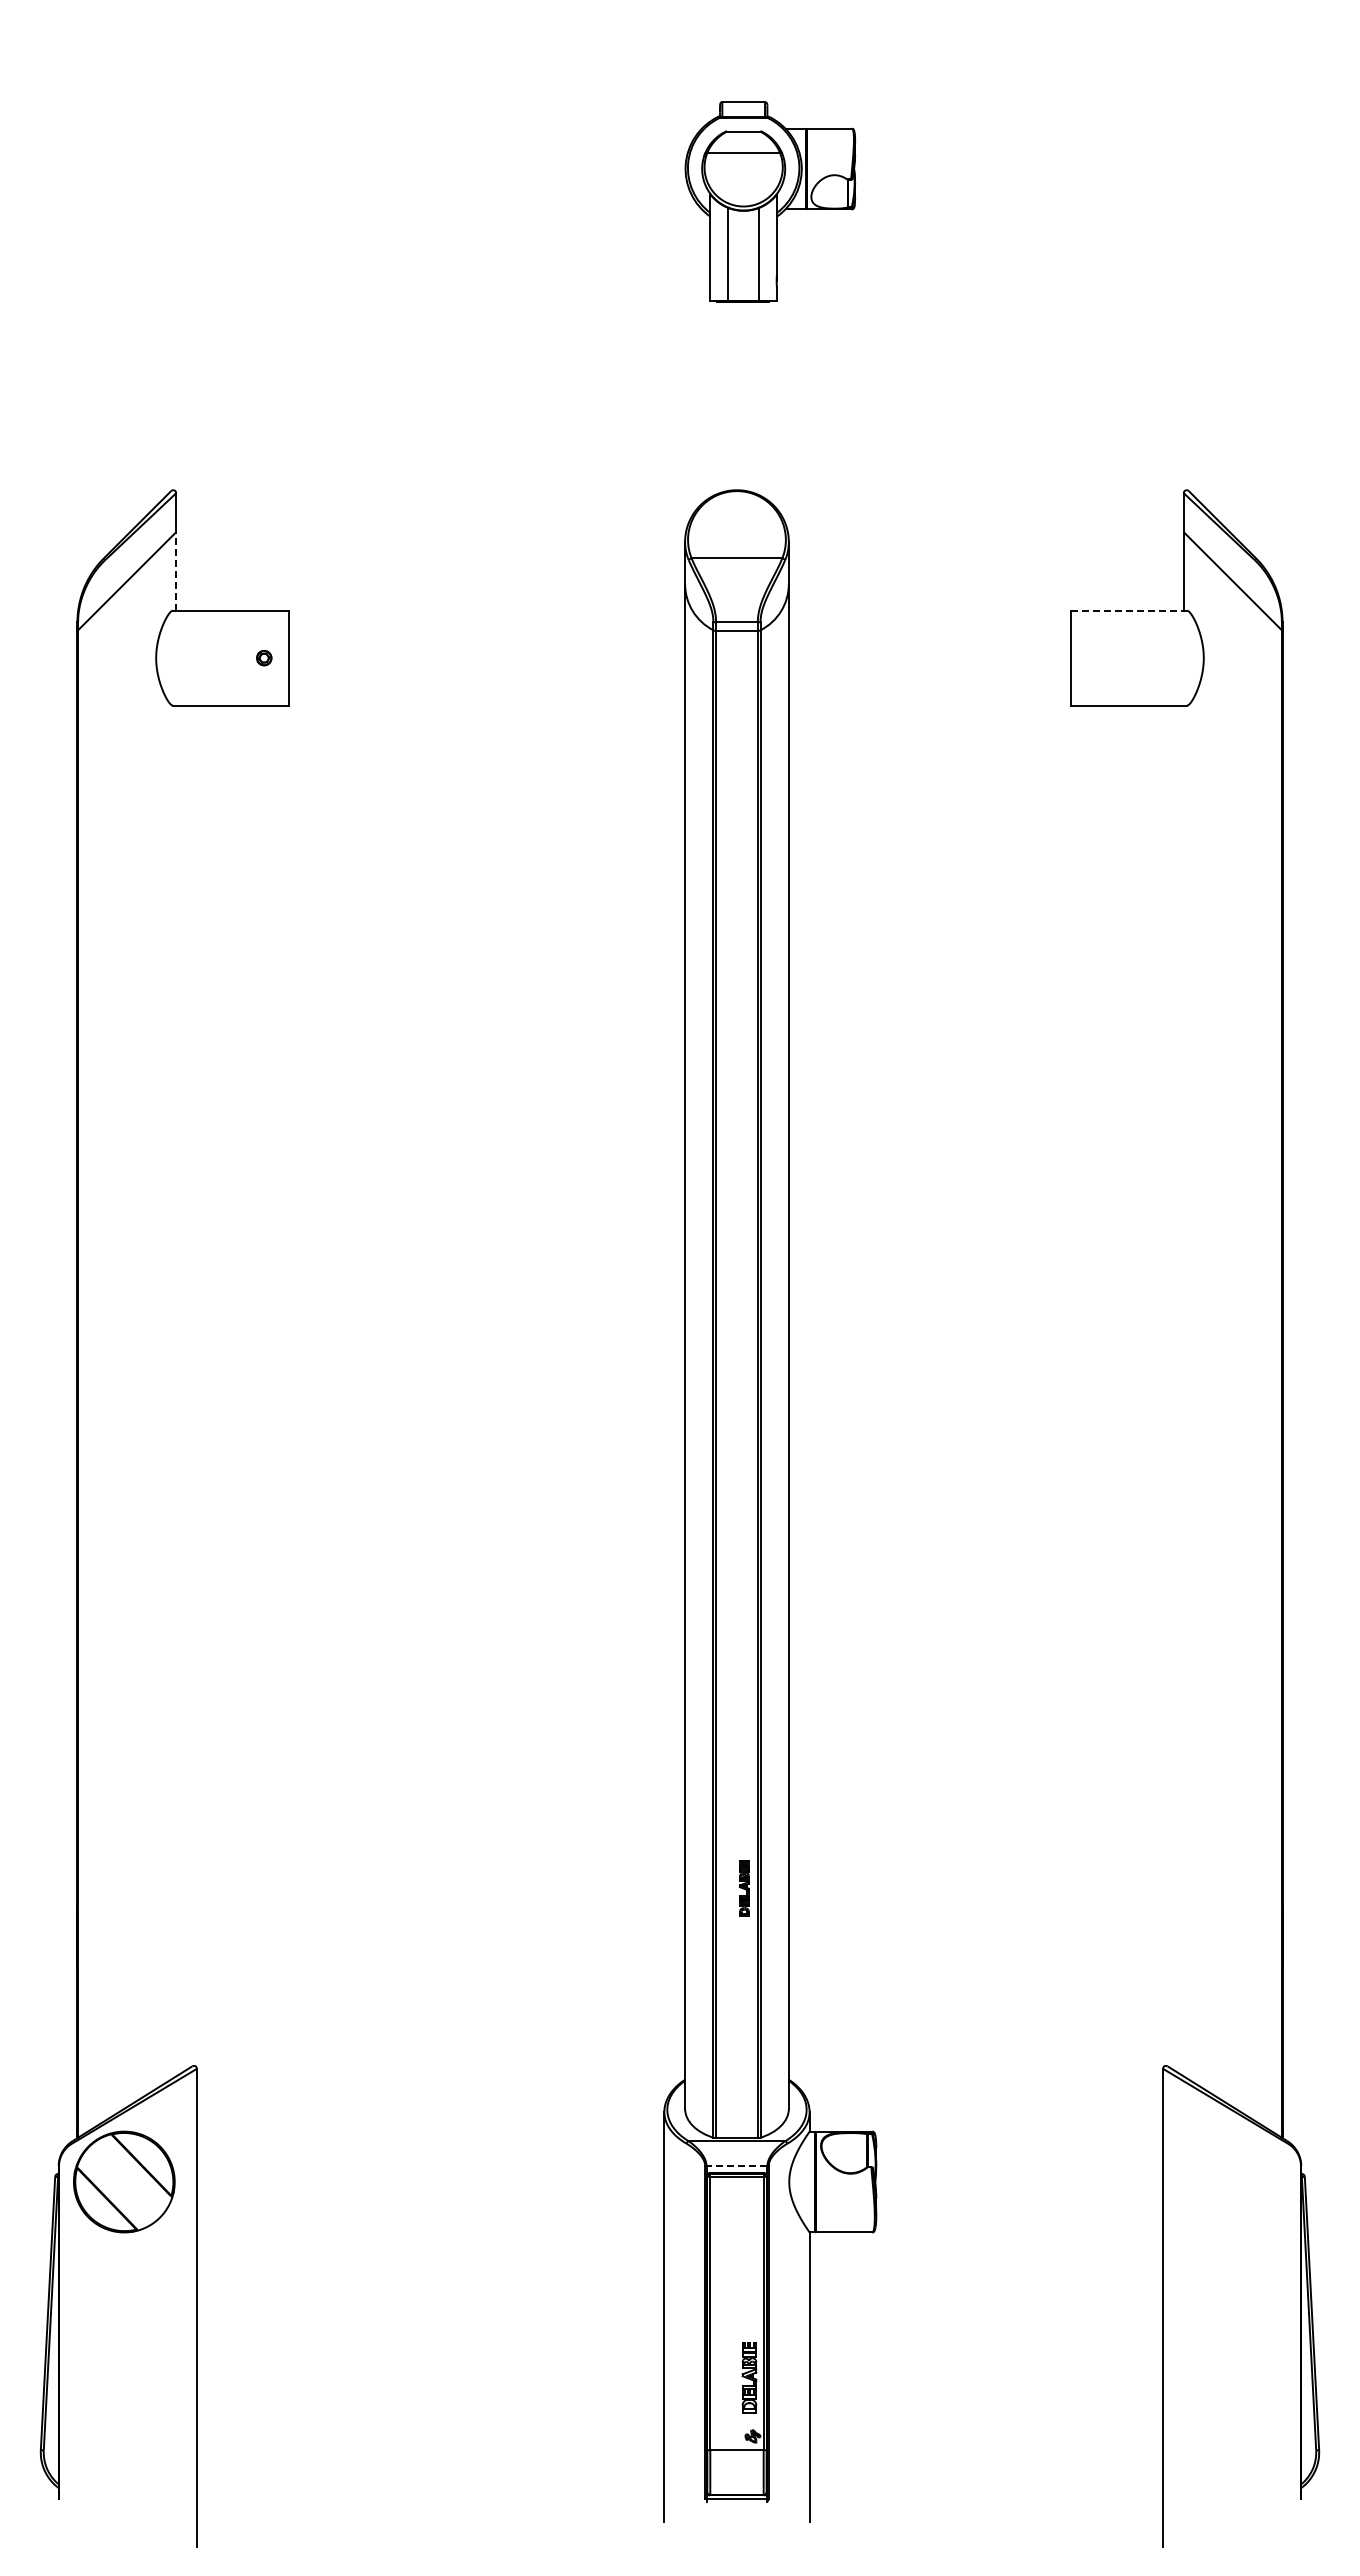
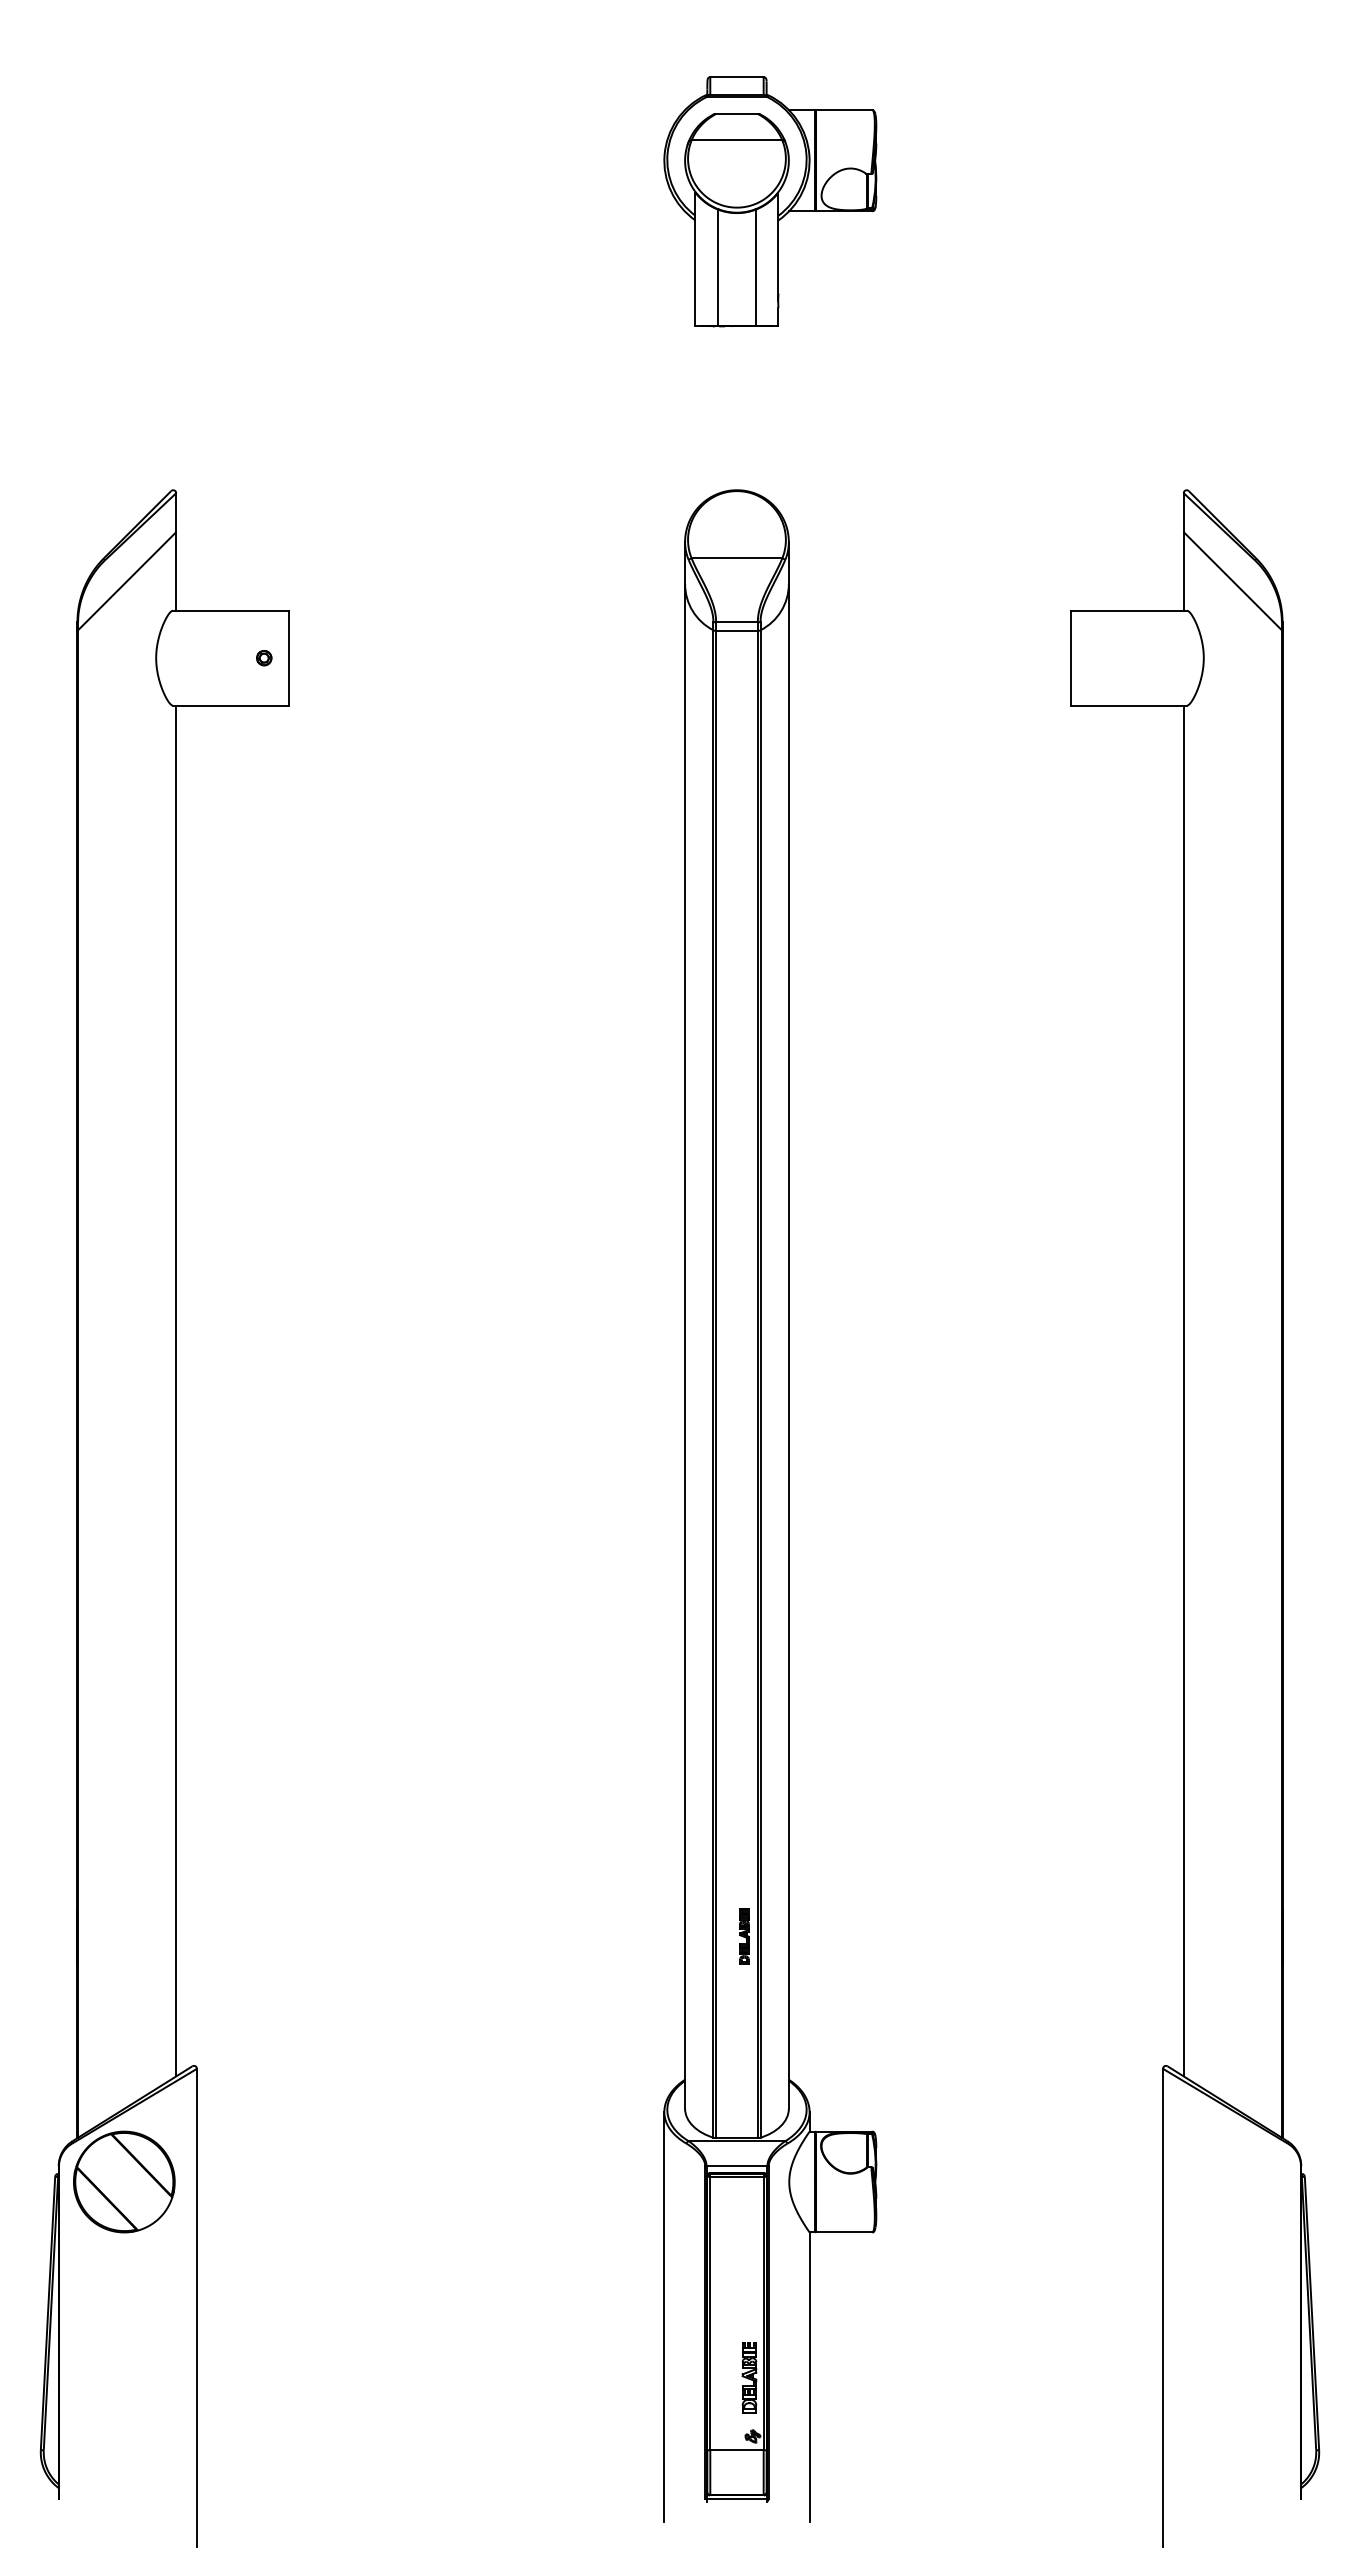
part size: 173x202 px -> 215x252 px (770, 201)
line: dashed -> solid (176, 570)
line: dashed -> solid (1129, 610)
line: none -> present (176, 1390)
line: none -> present (1183, 1390)
part position: (744, 1888) -> (744, 1936) (744, 1936)
line: dashed -> solid (736, 2166)
